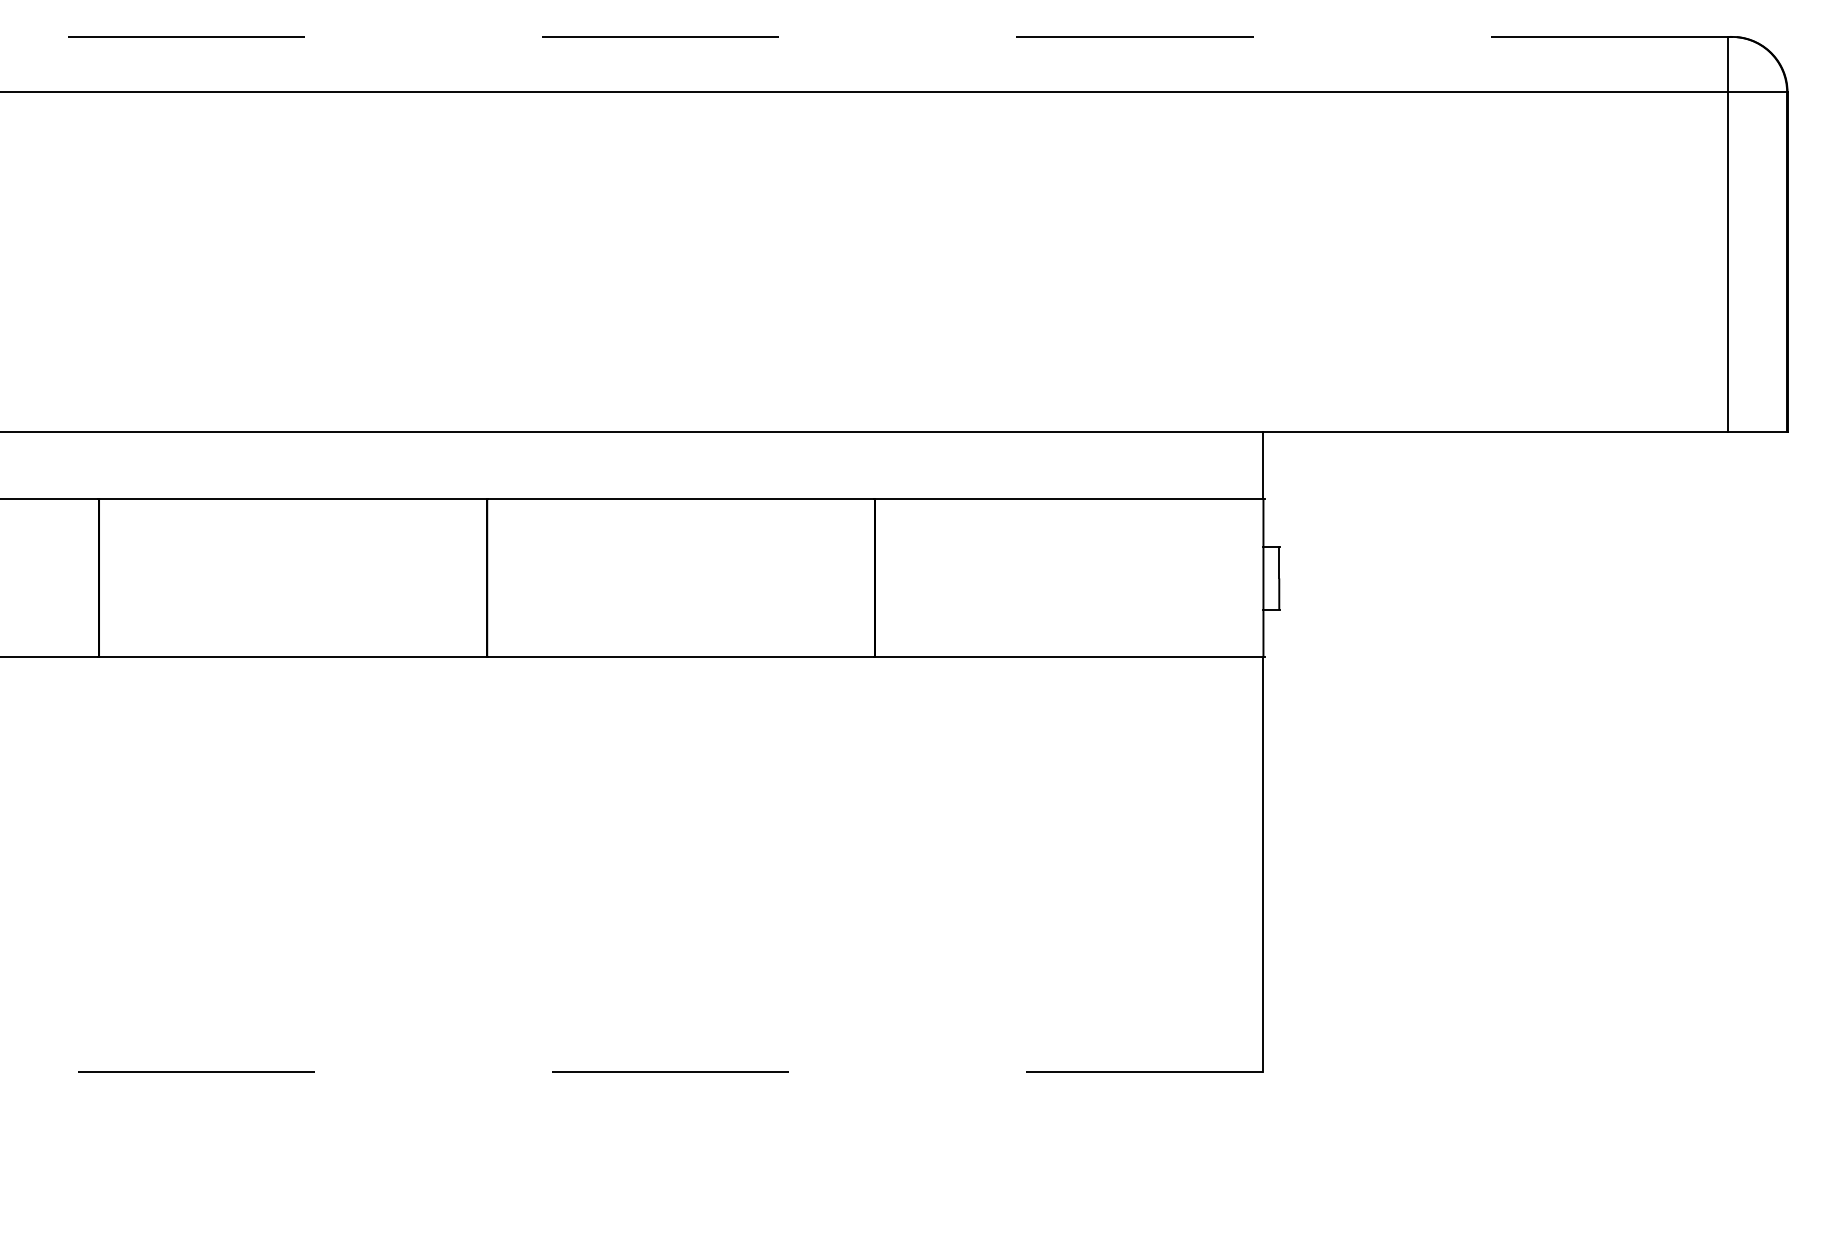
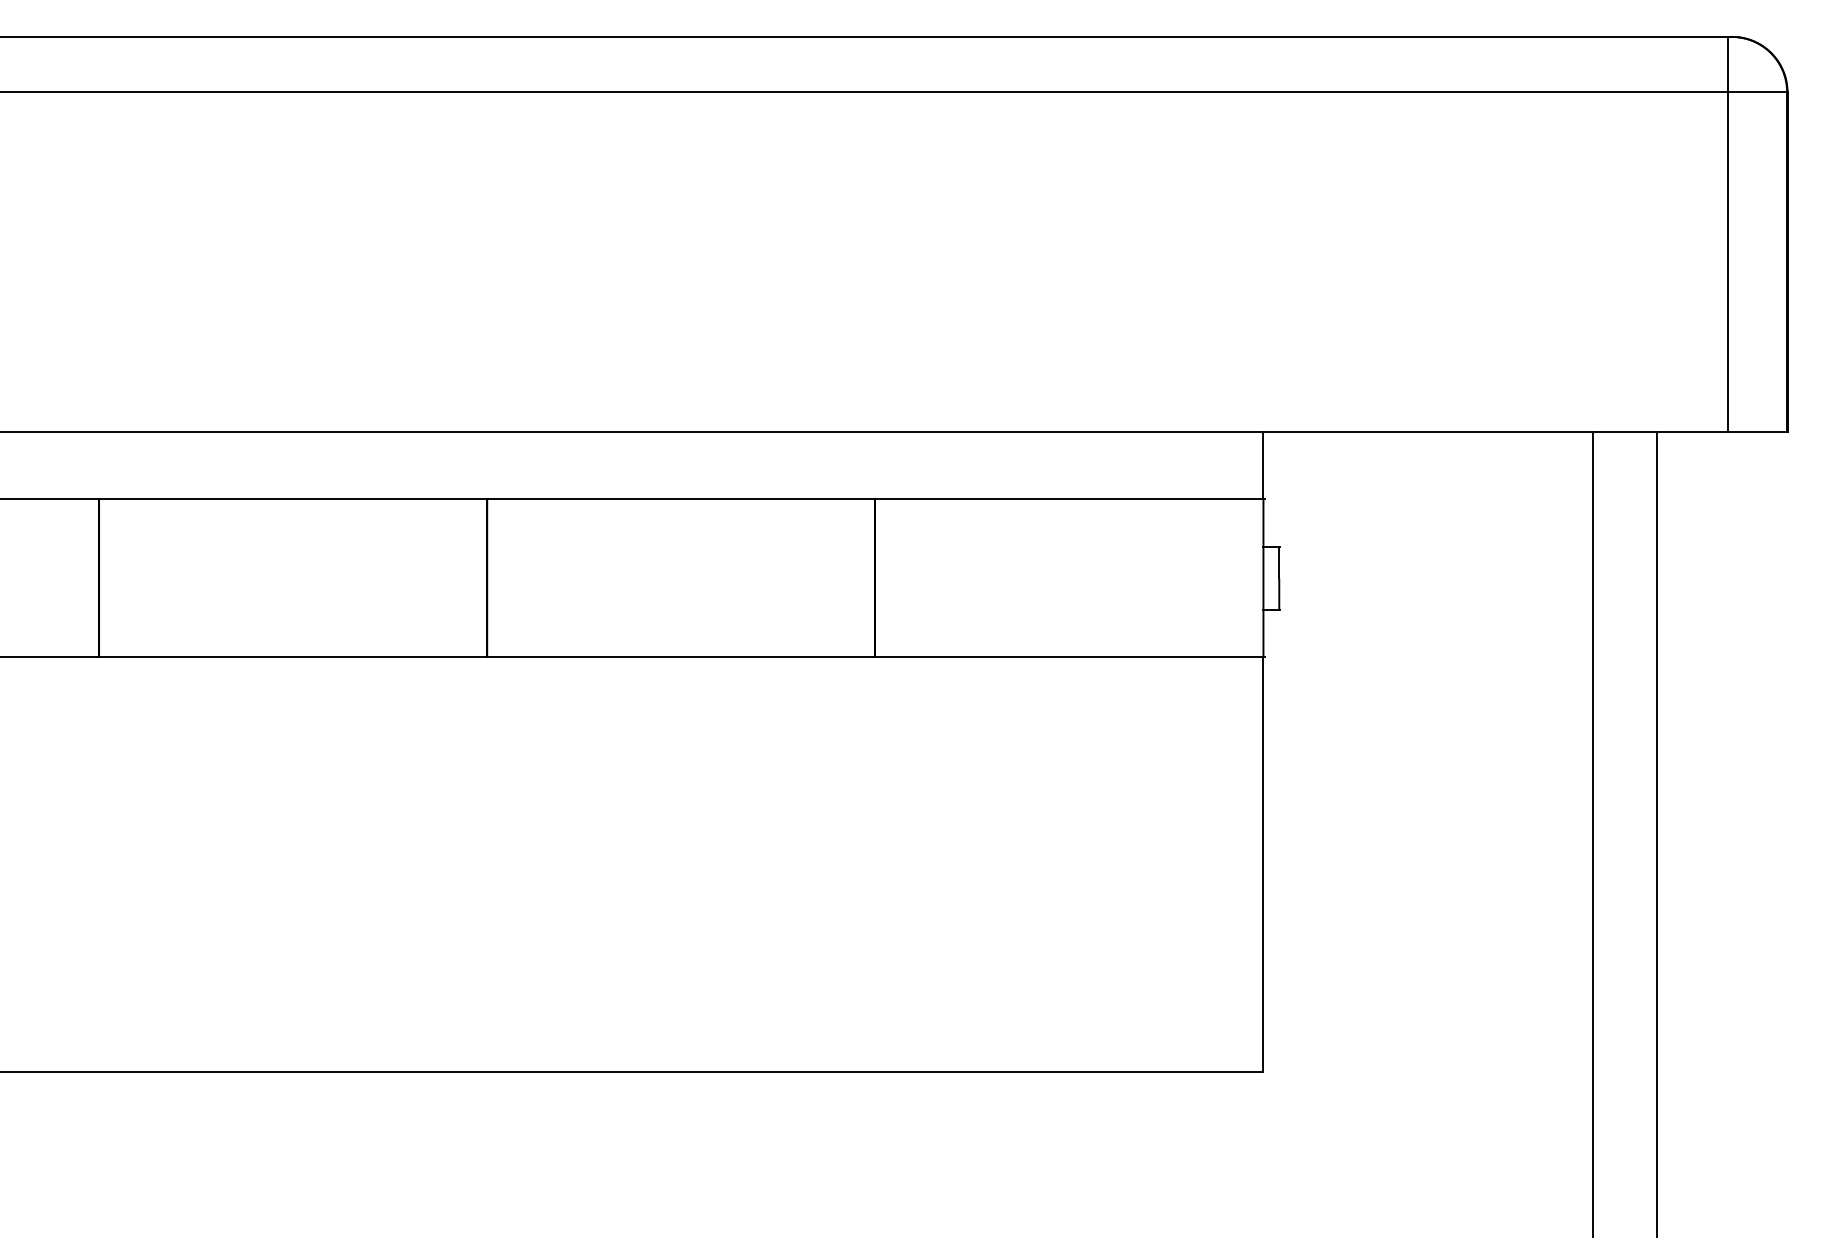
line: dashed -> solid (864, 36)
line: none -> present (1593, 833)
line: none -> present (1656, 833)
line: dashed -> solid (631, 1072)
